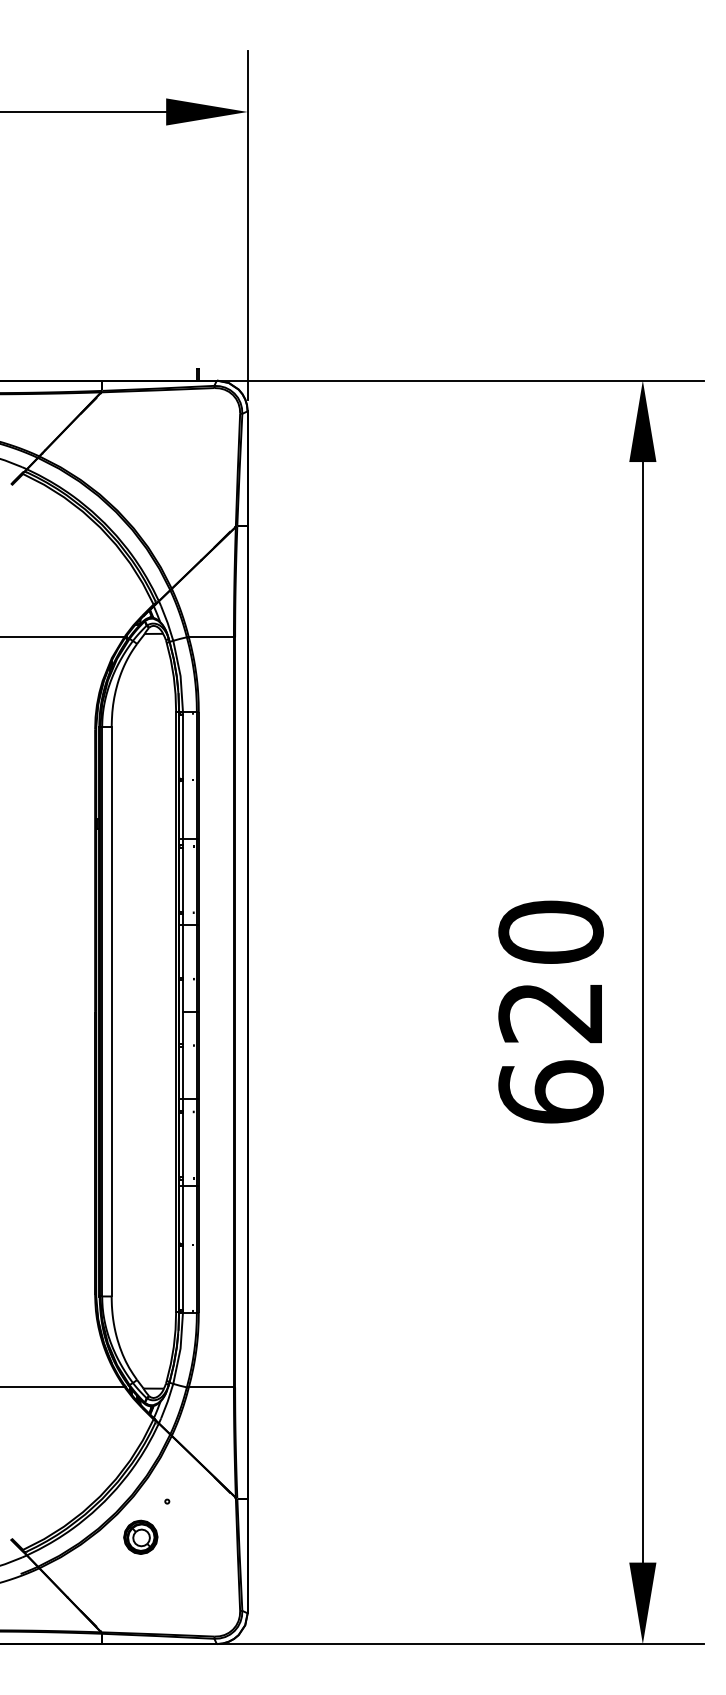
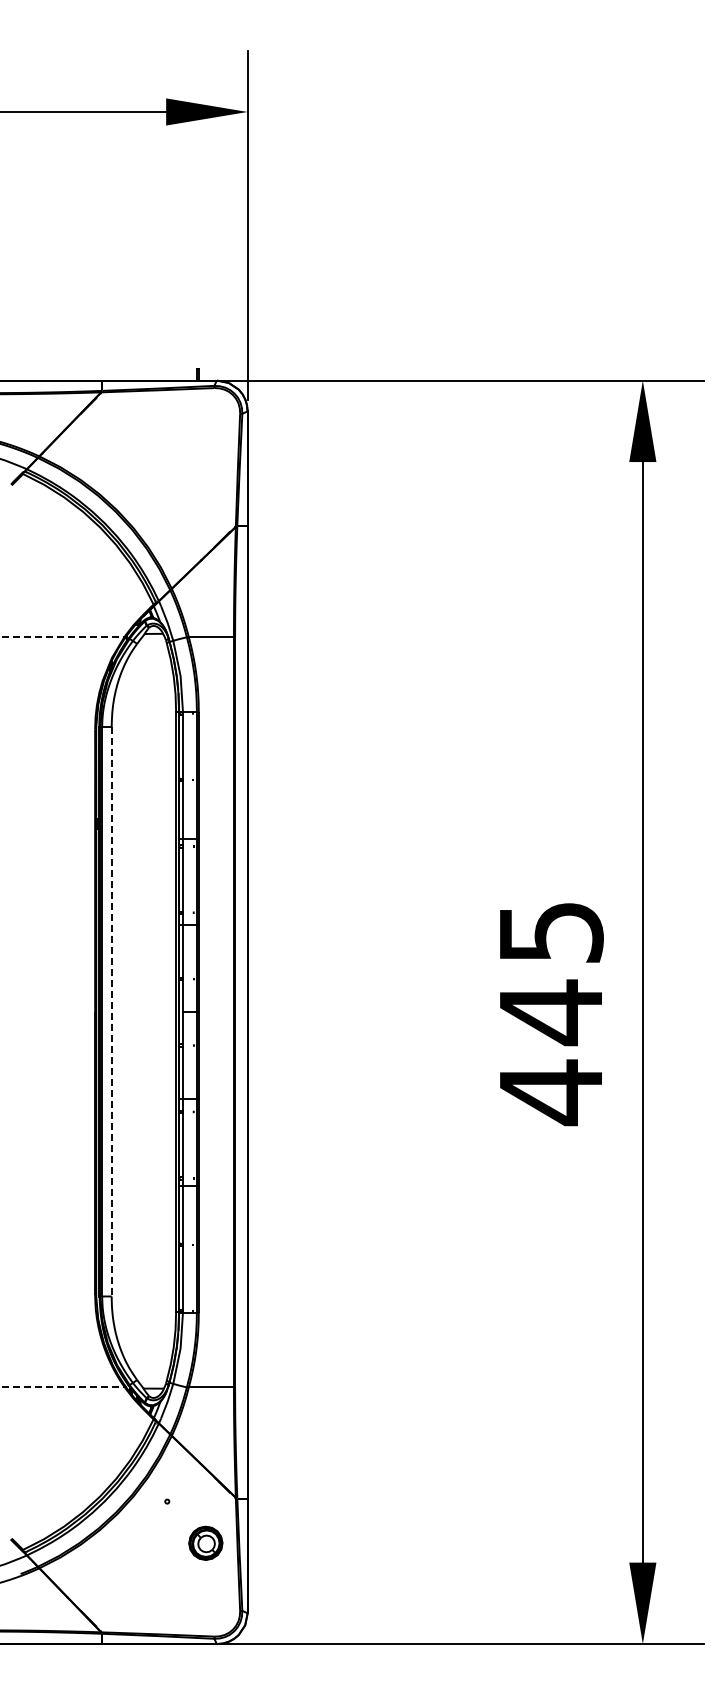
line: solid -> dashed (61, 636)
line: solid -> dashed (111, 1012)
text: 620 -> 445 (550, 1013)
line: solid -> dashed (61, 1386)
part position: (140, 1536) -> (205, 1542) (205, 1542)
